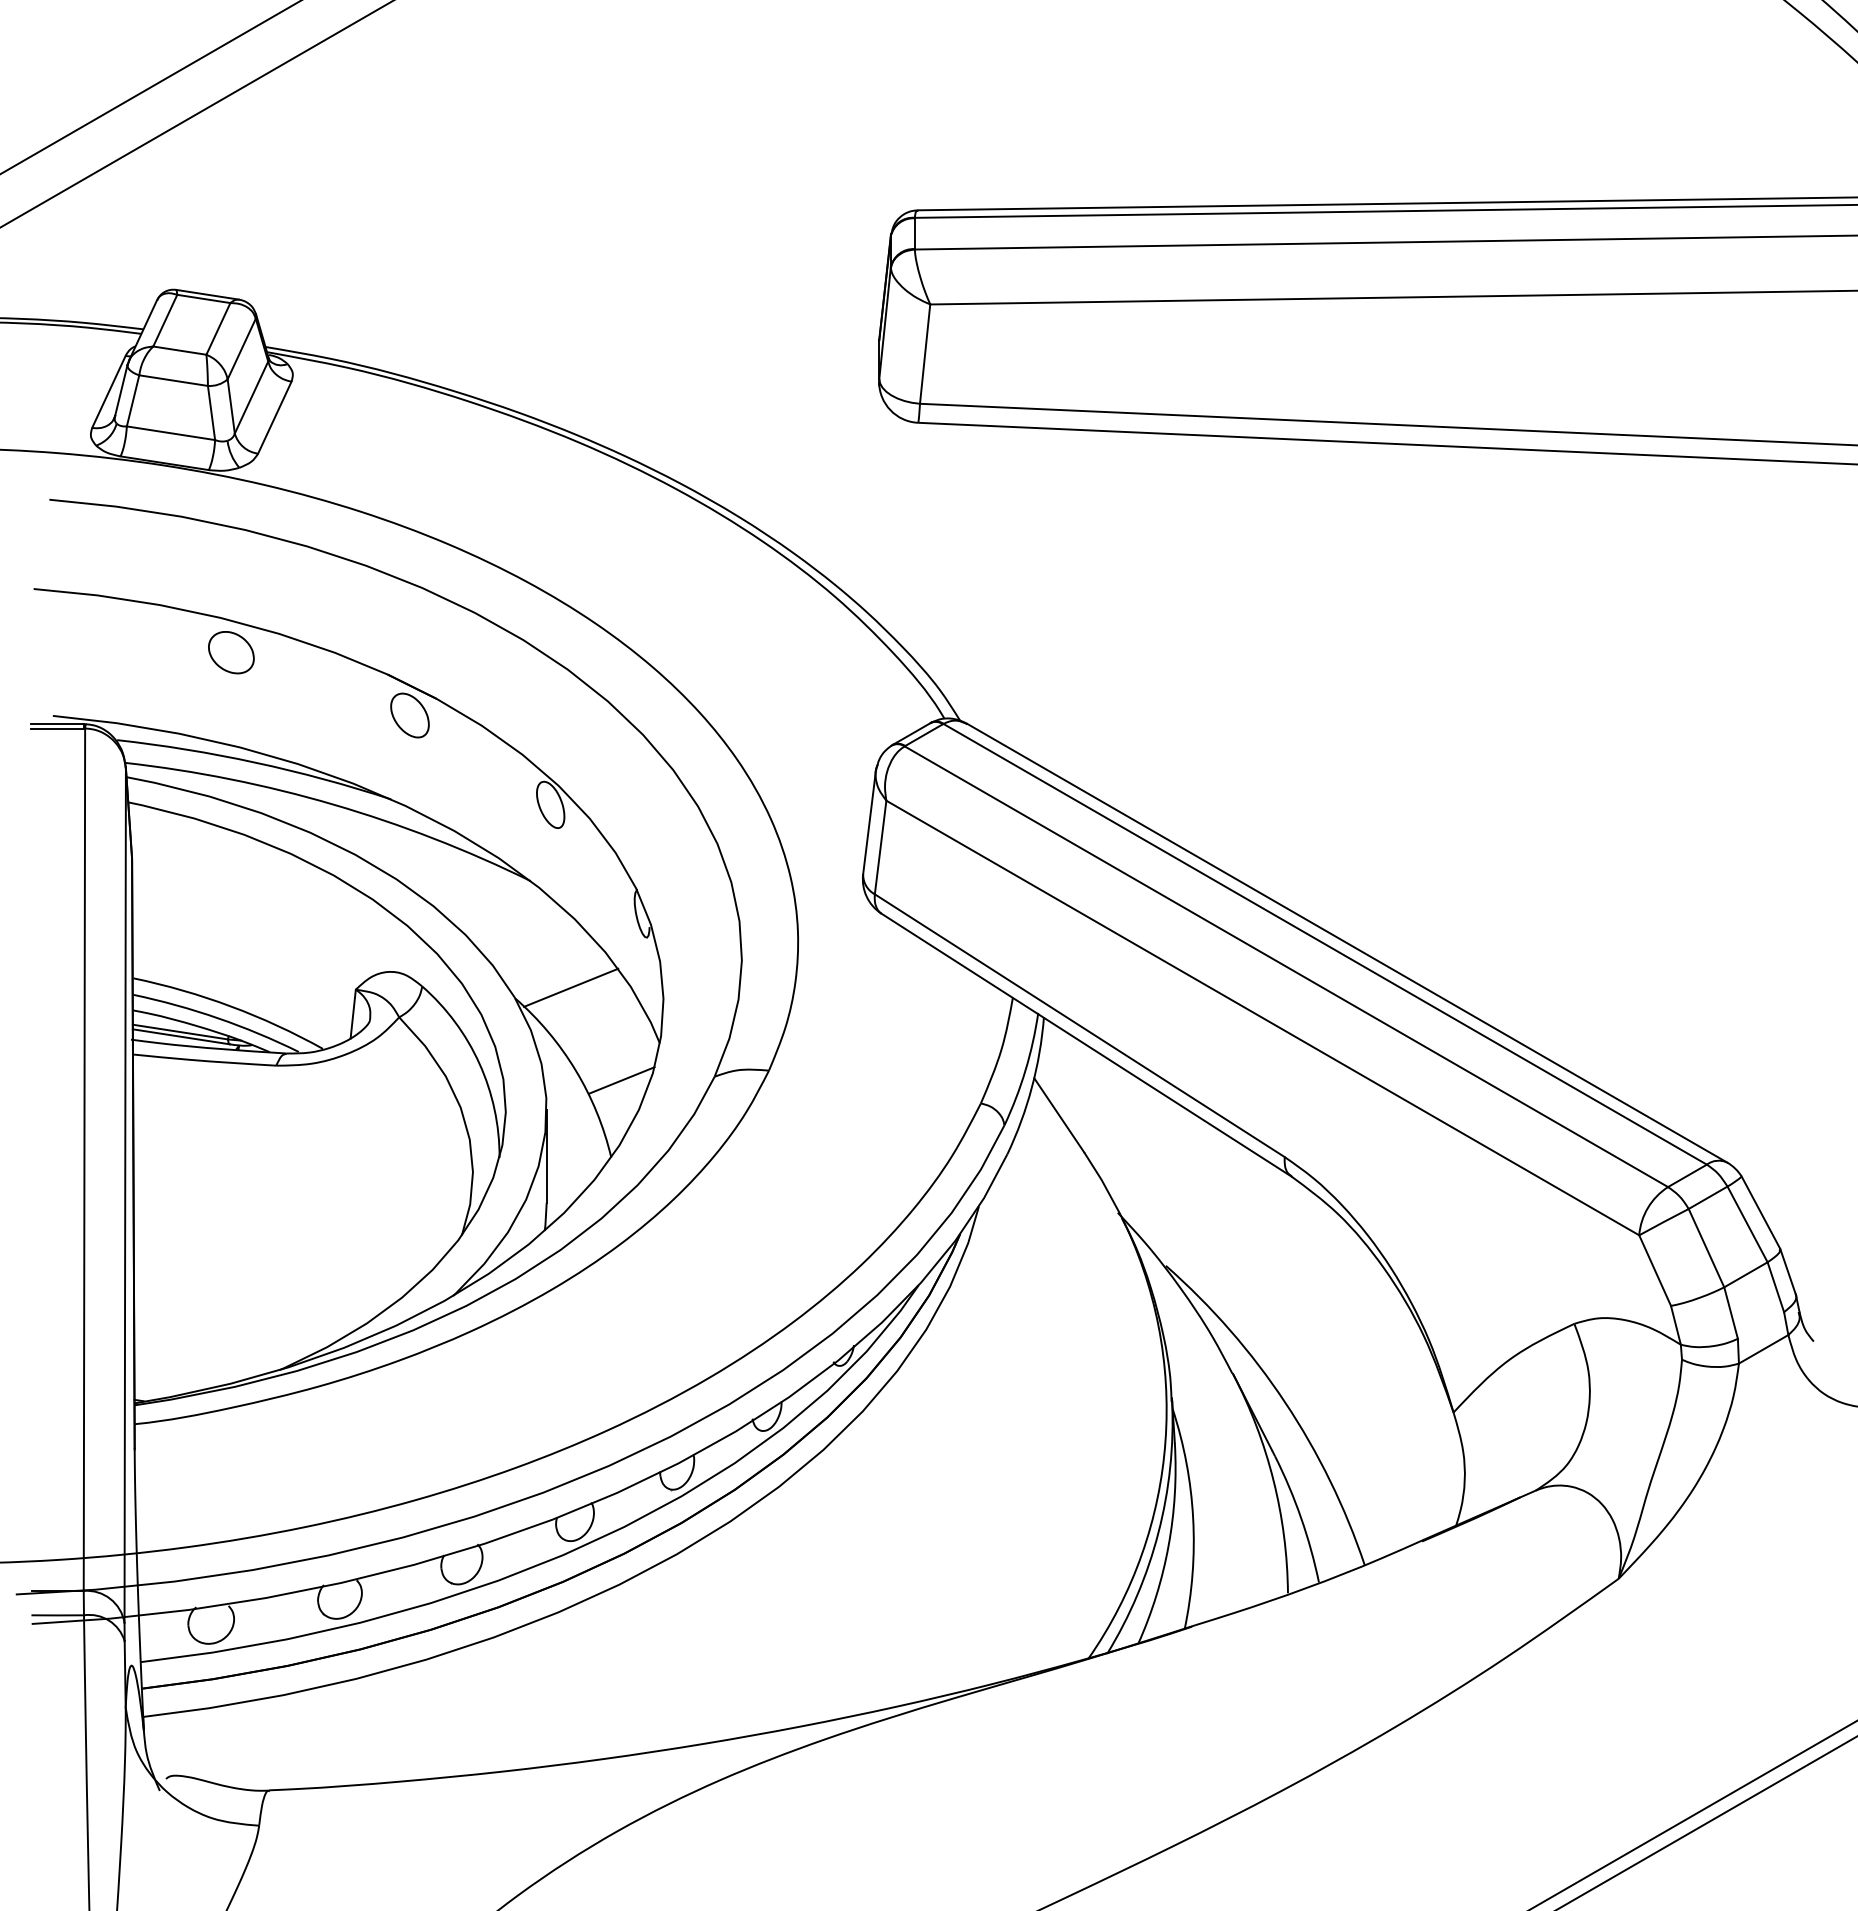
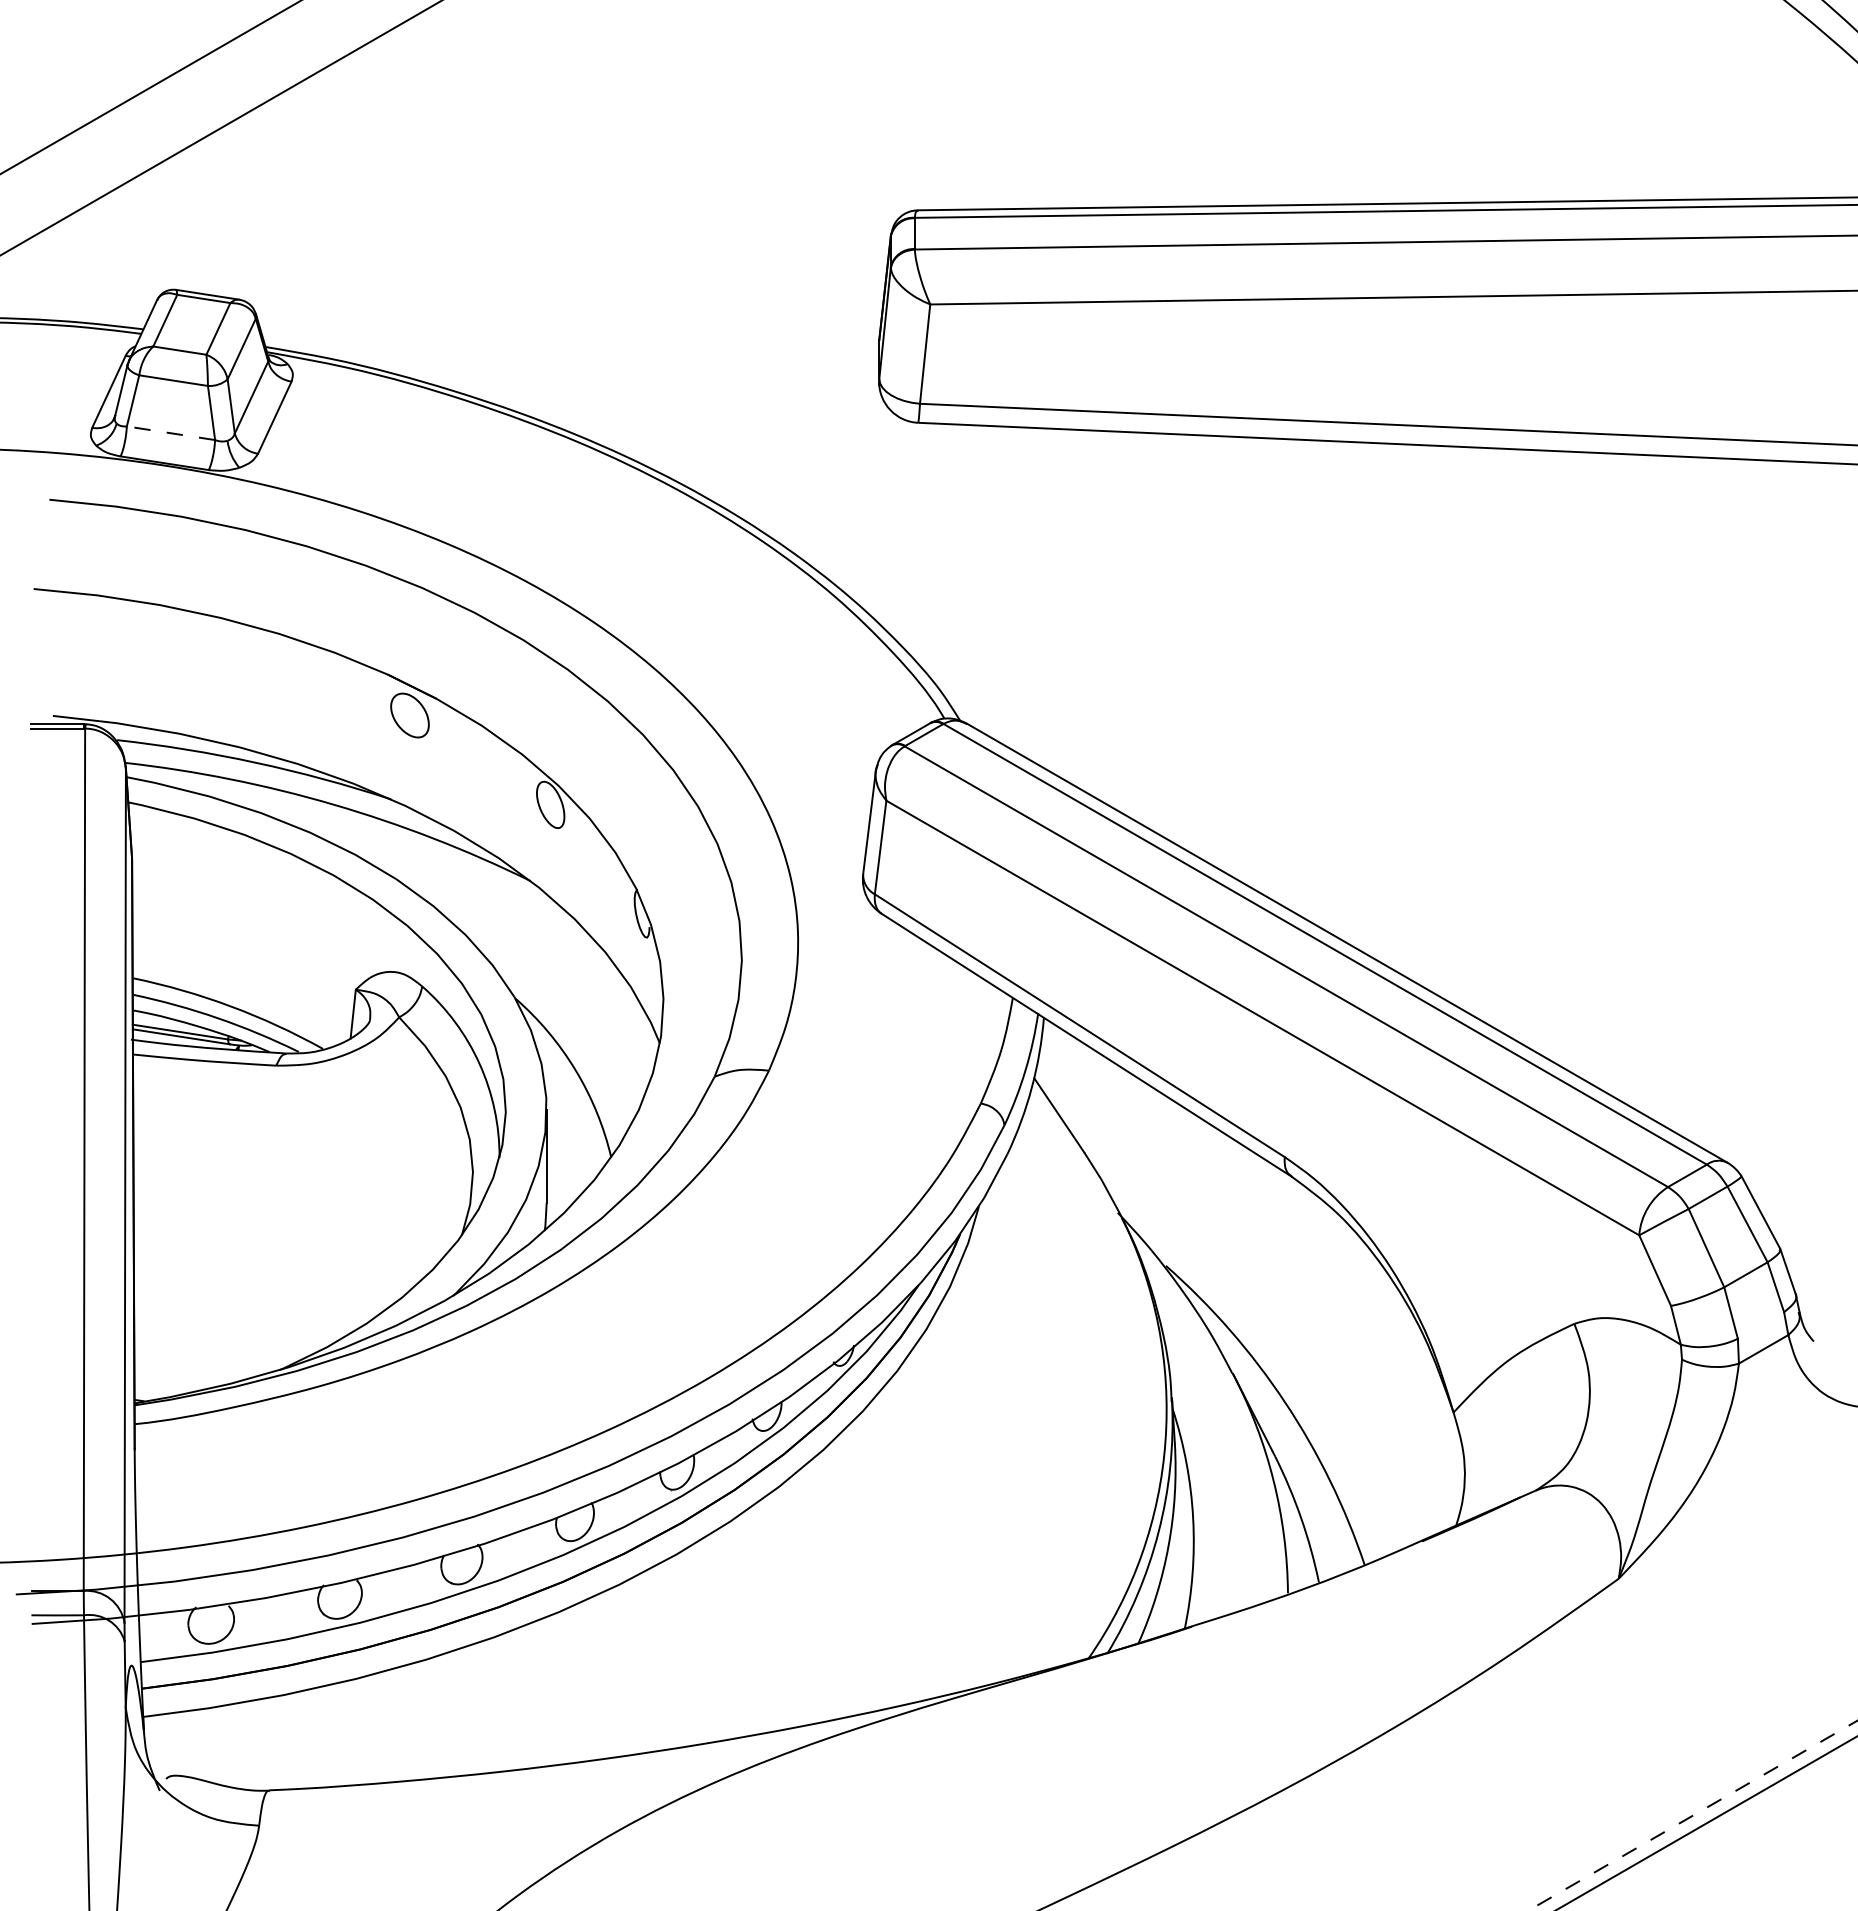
line position: (196, 114) -> (220, 128) (220, 128)
line: solid -> dashed (171, 433)
part: present -> none (231, 652)
line: present -> none (571, 987)
line: present -> none (621, 1080)
line: solid -> dashed (1693, 1815)
